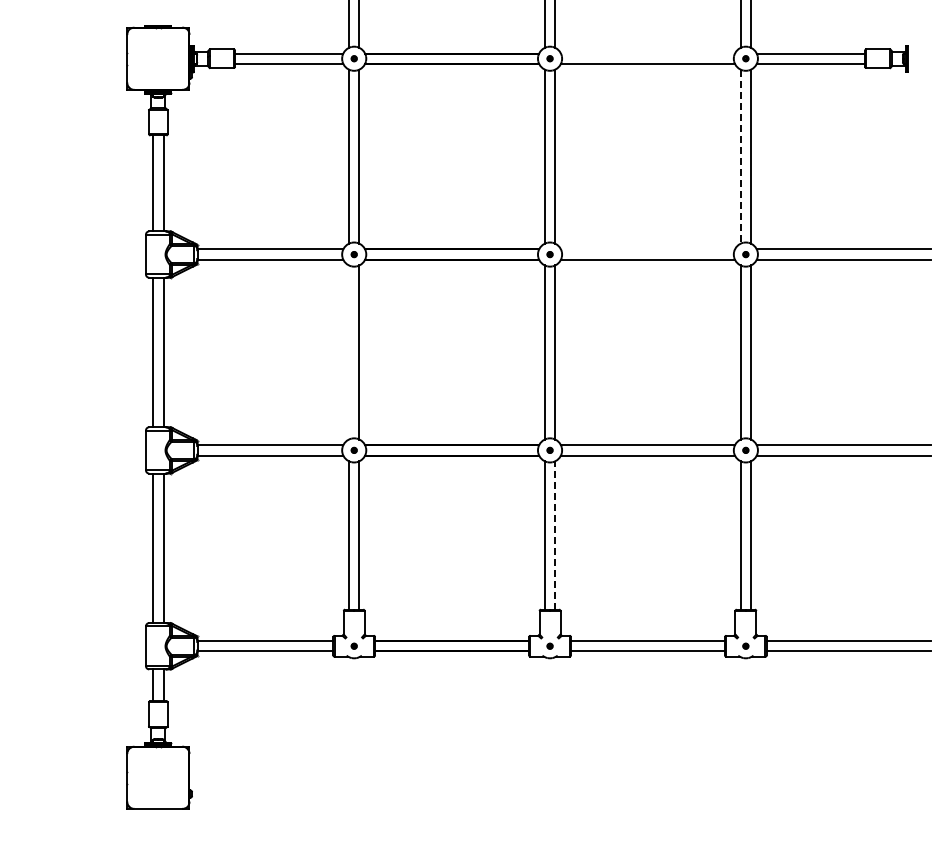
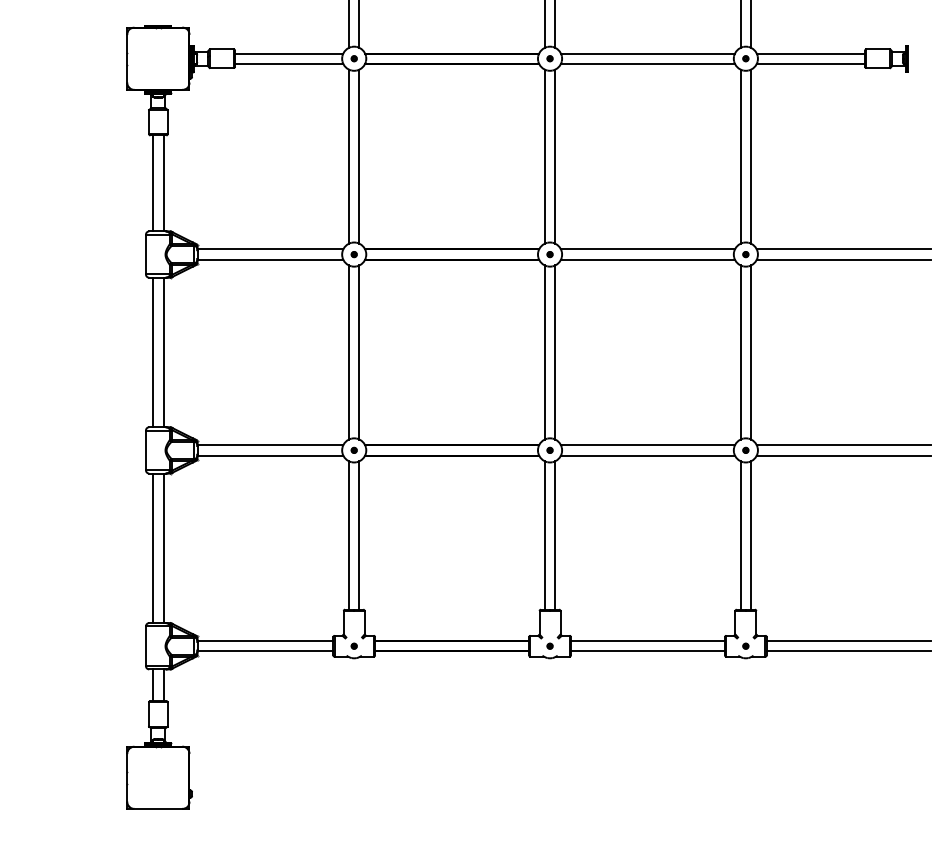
line: none -> present (647, 53)
line: dashed -> solid (740, 157)
line: none -> present (647, 249)
line: none -> present (349, 352)
line: dashed -> solid (555, 535)
